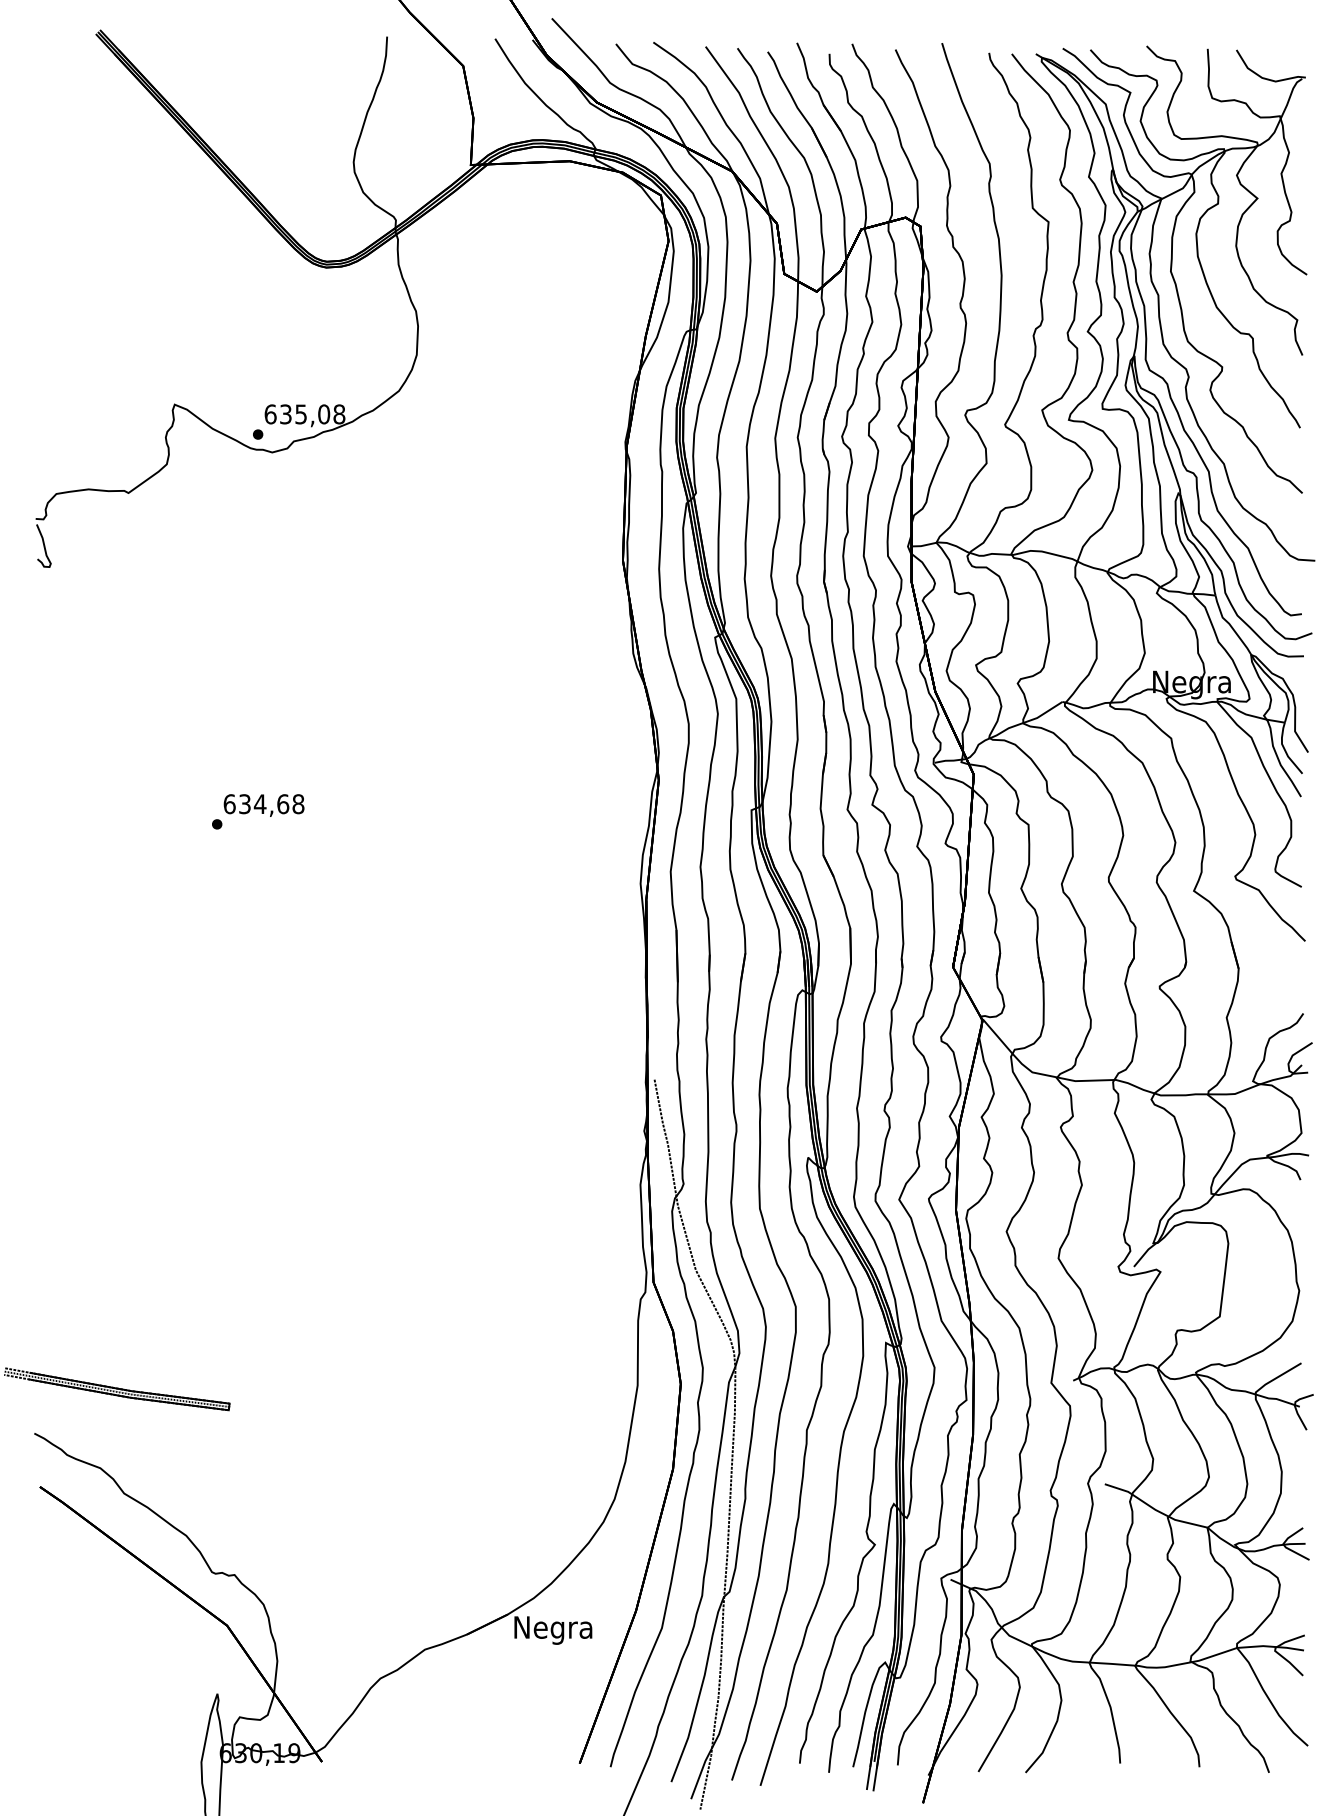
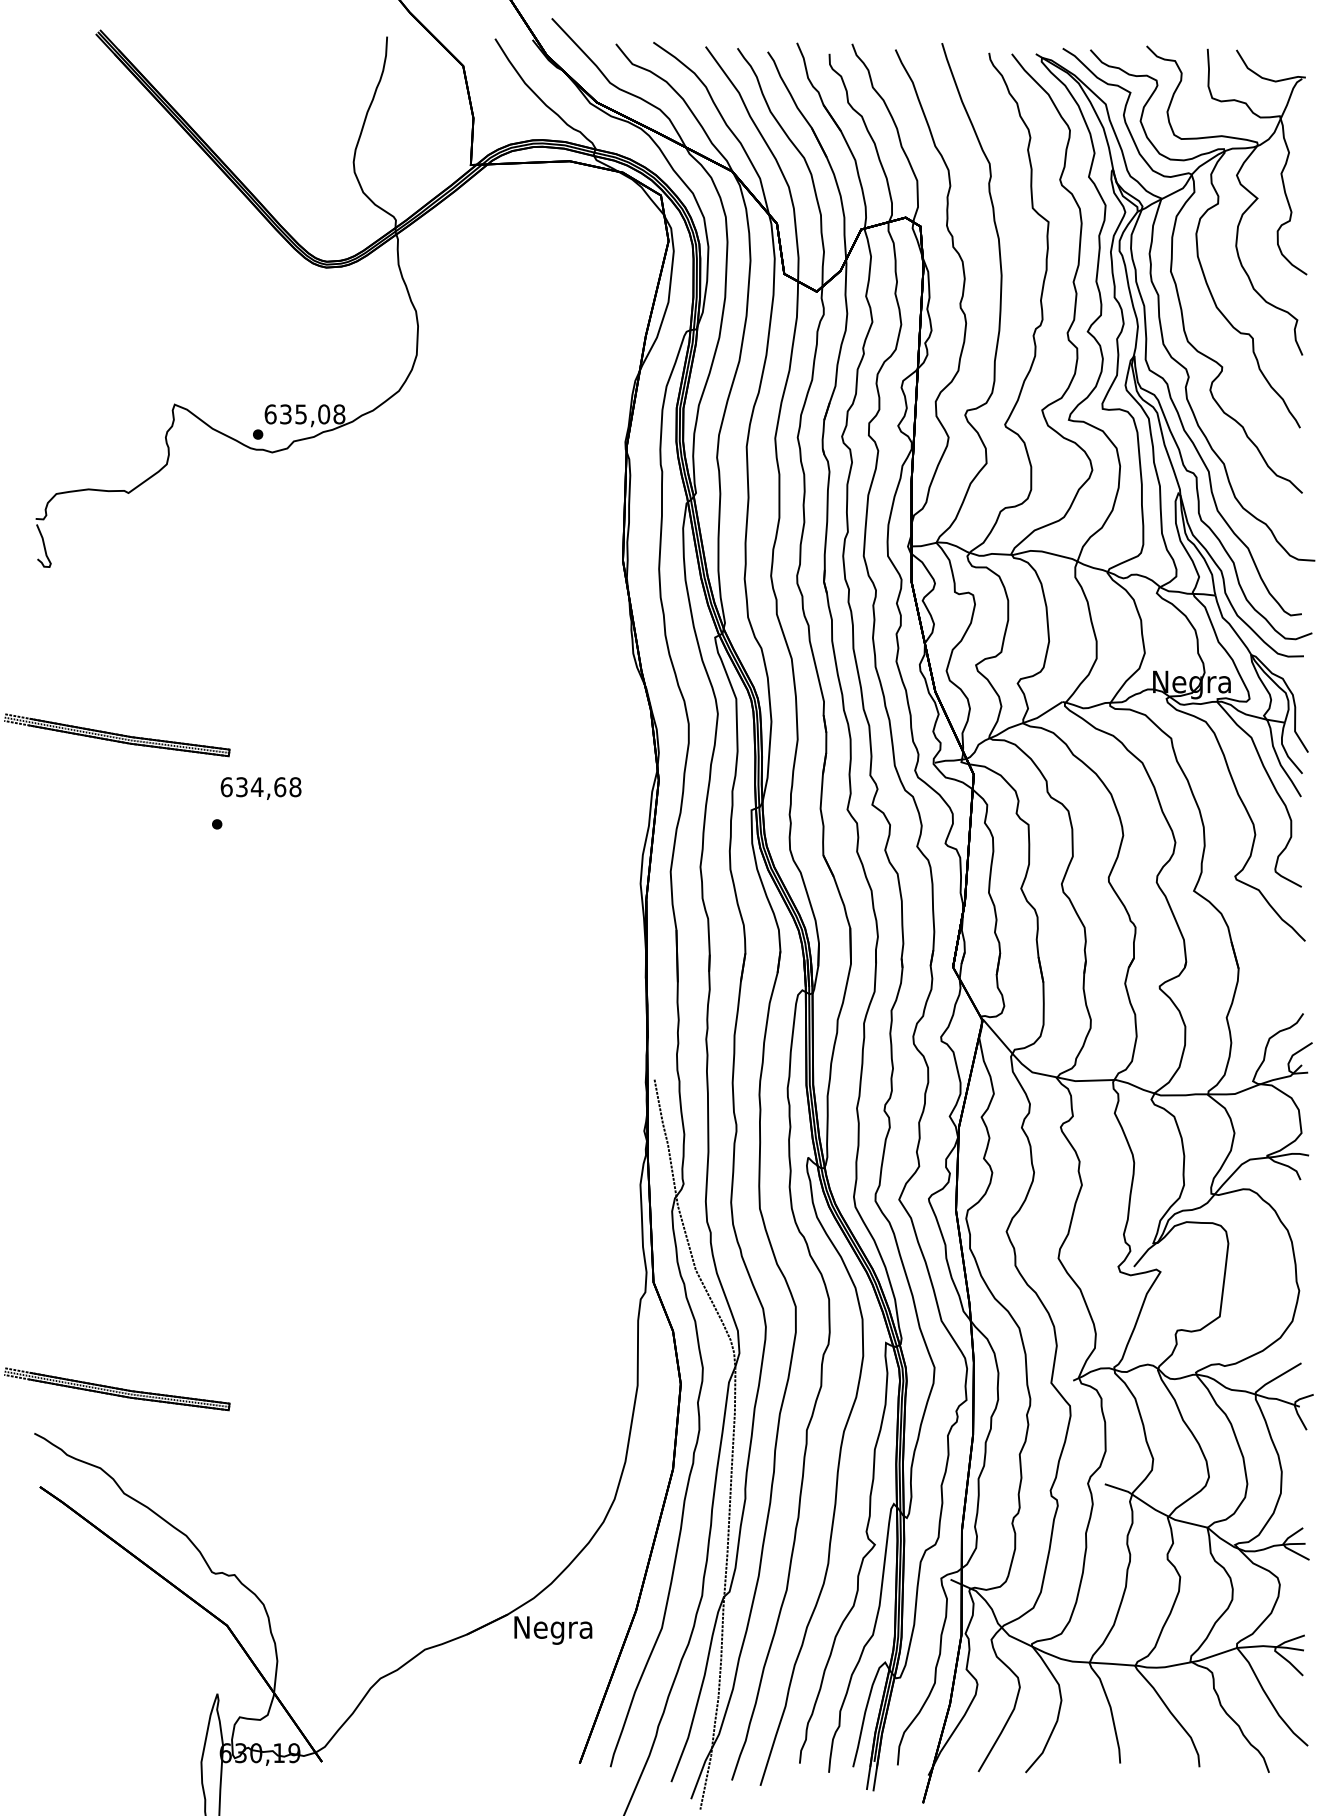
part: none -> present (117, 735)
text position: (263, 805) -> (260, 788) (260, 788)
